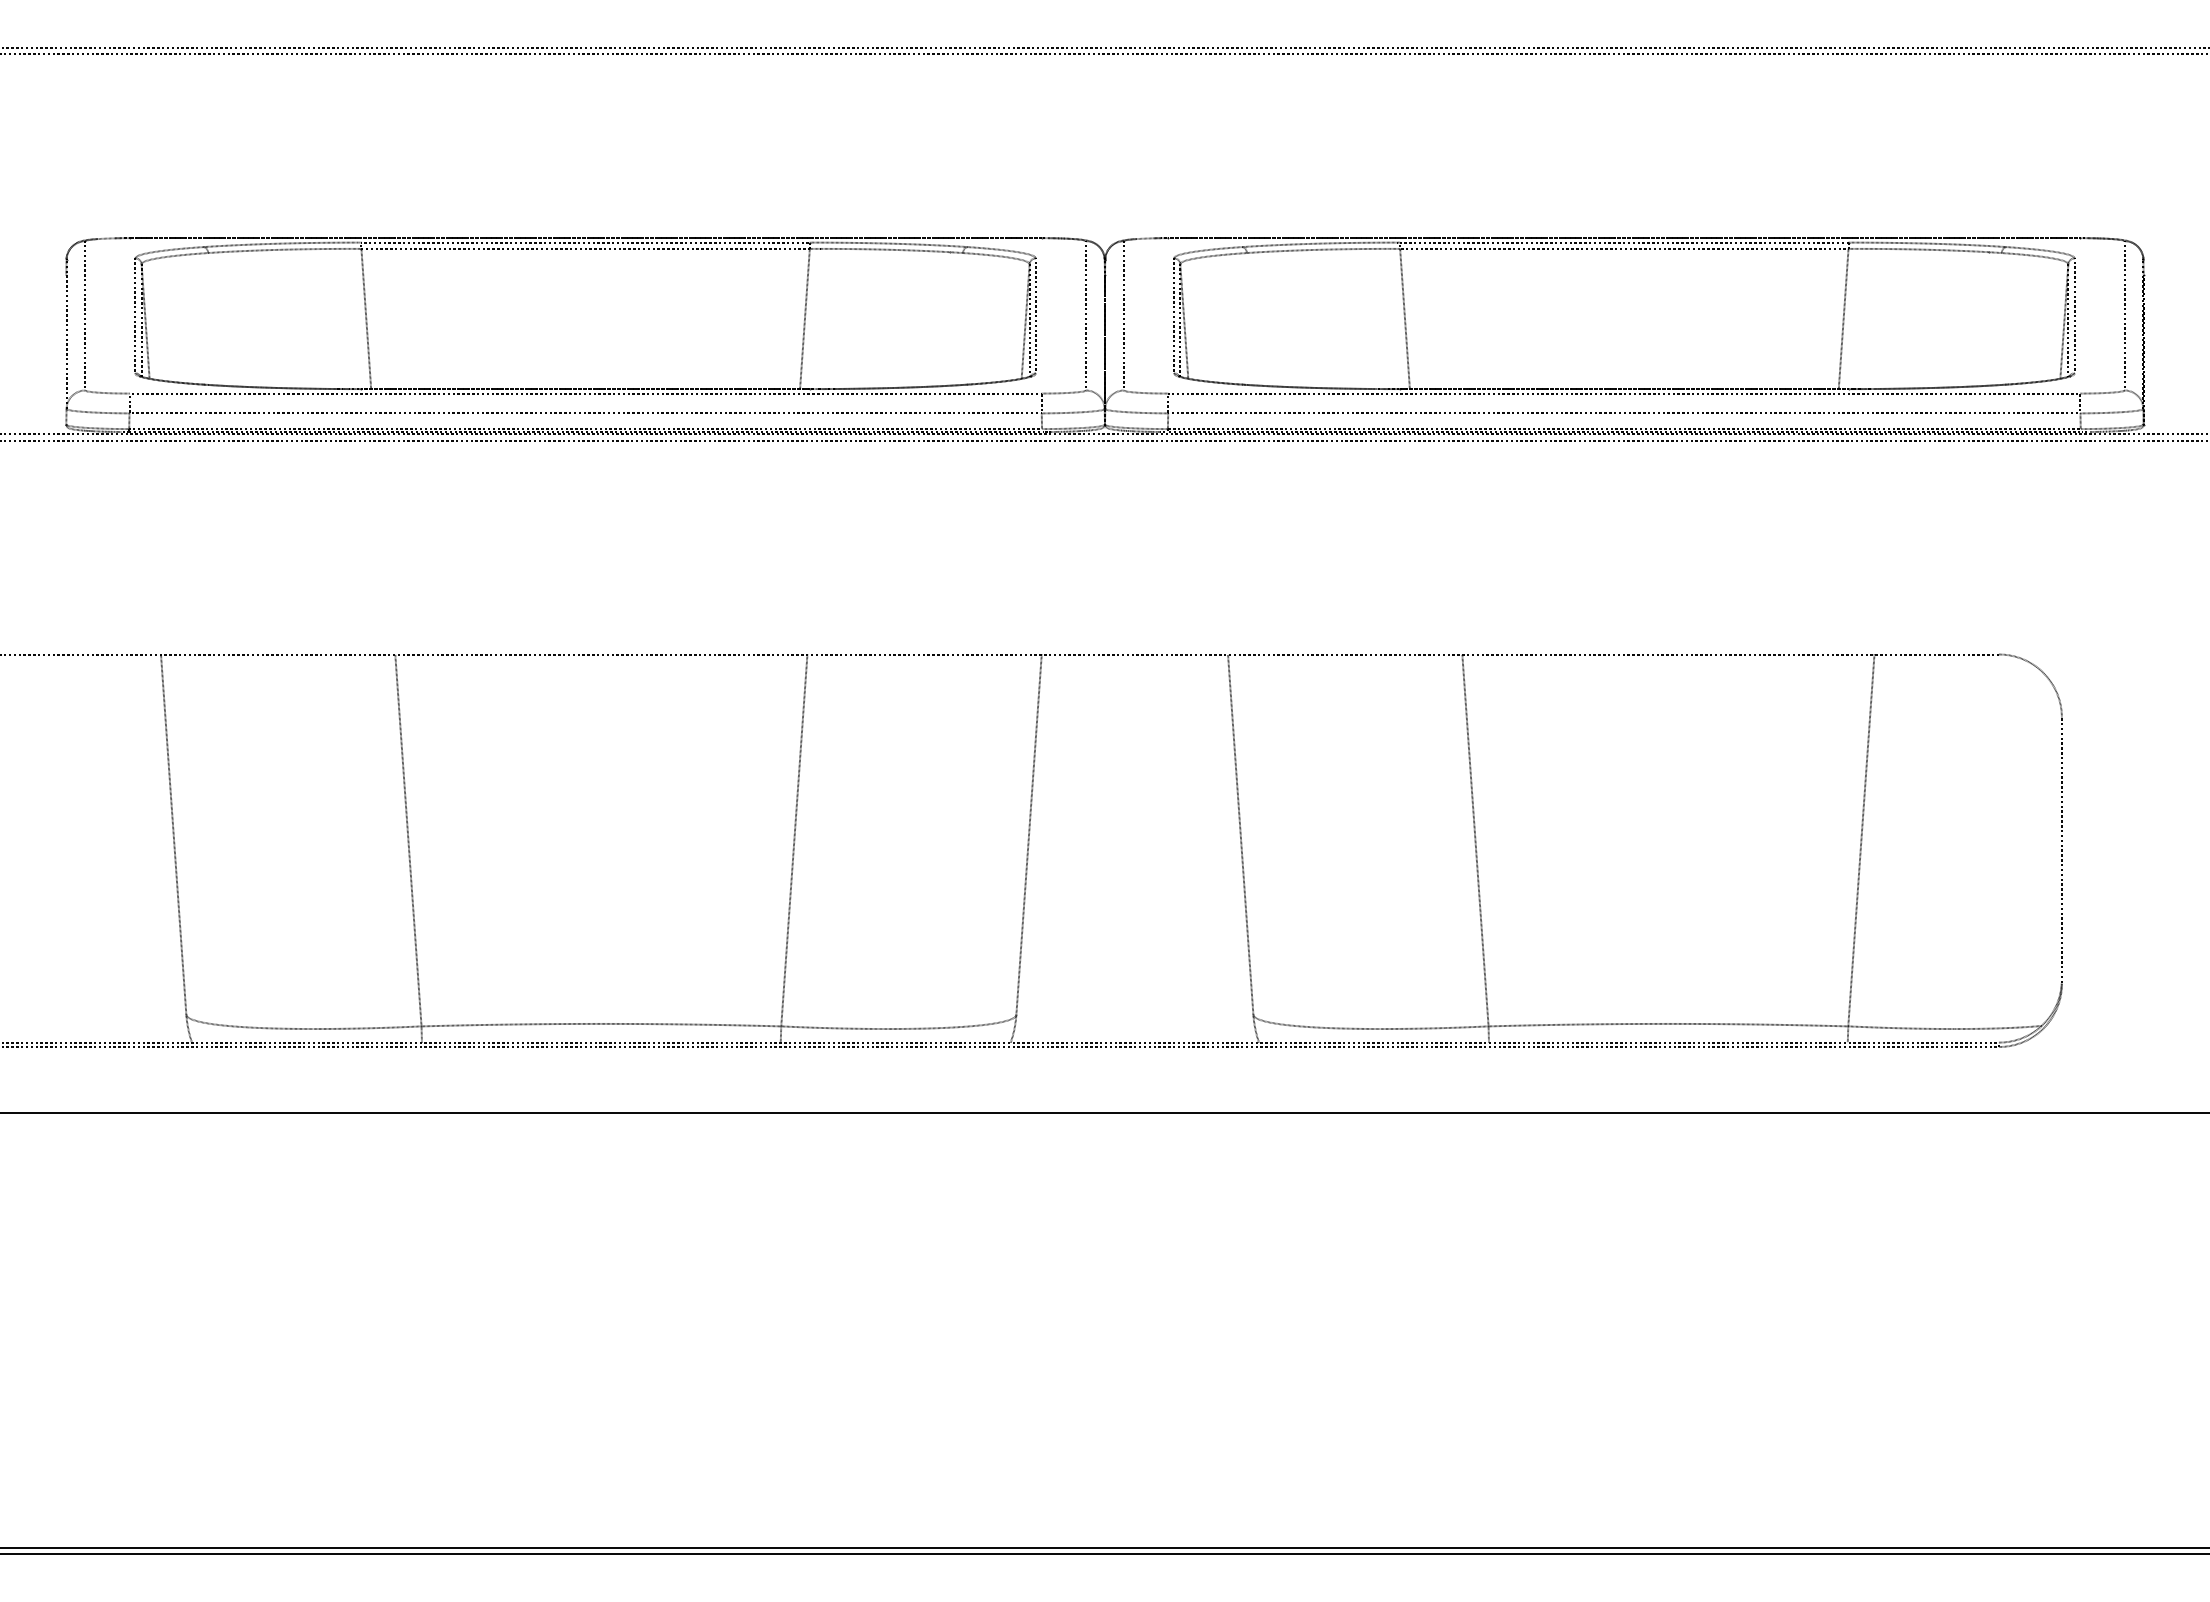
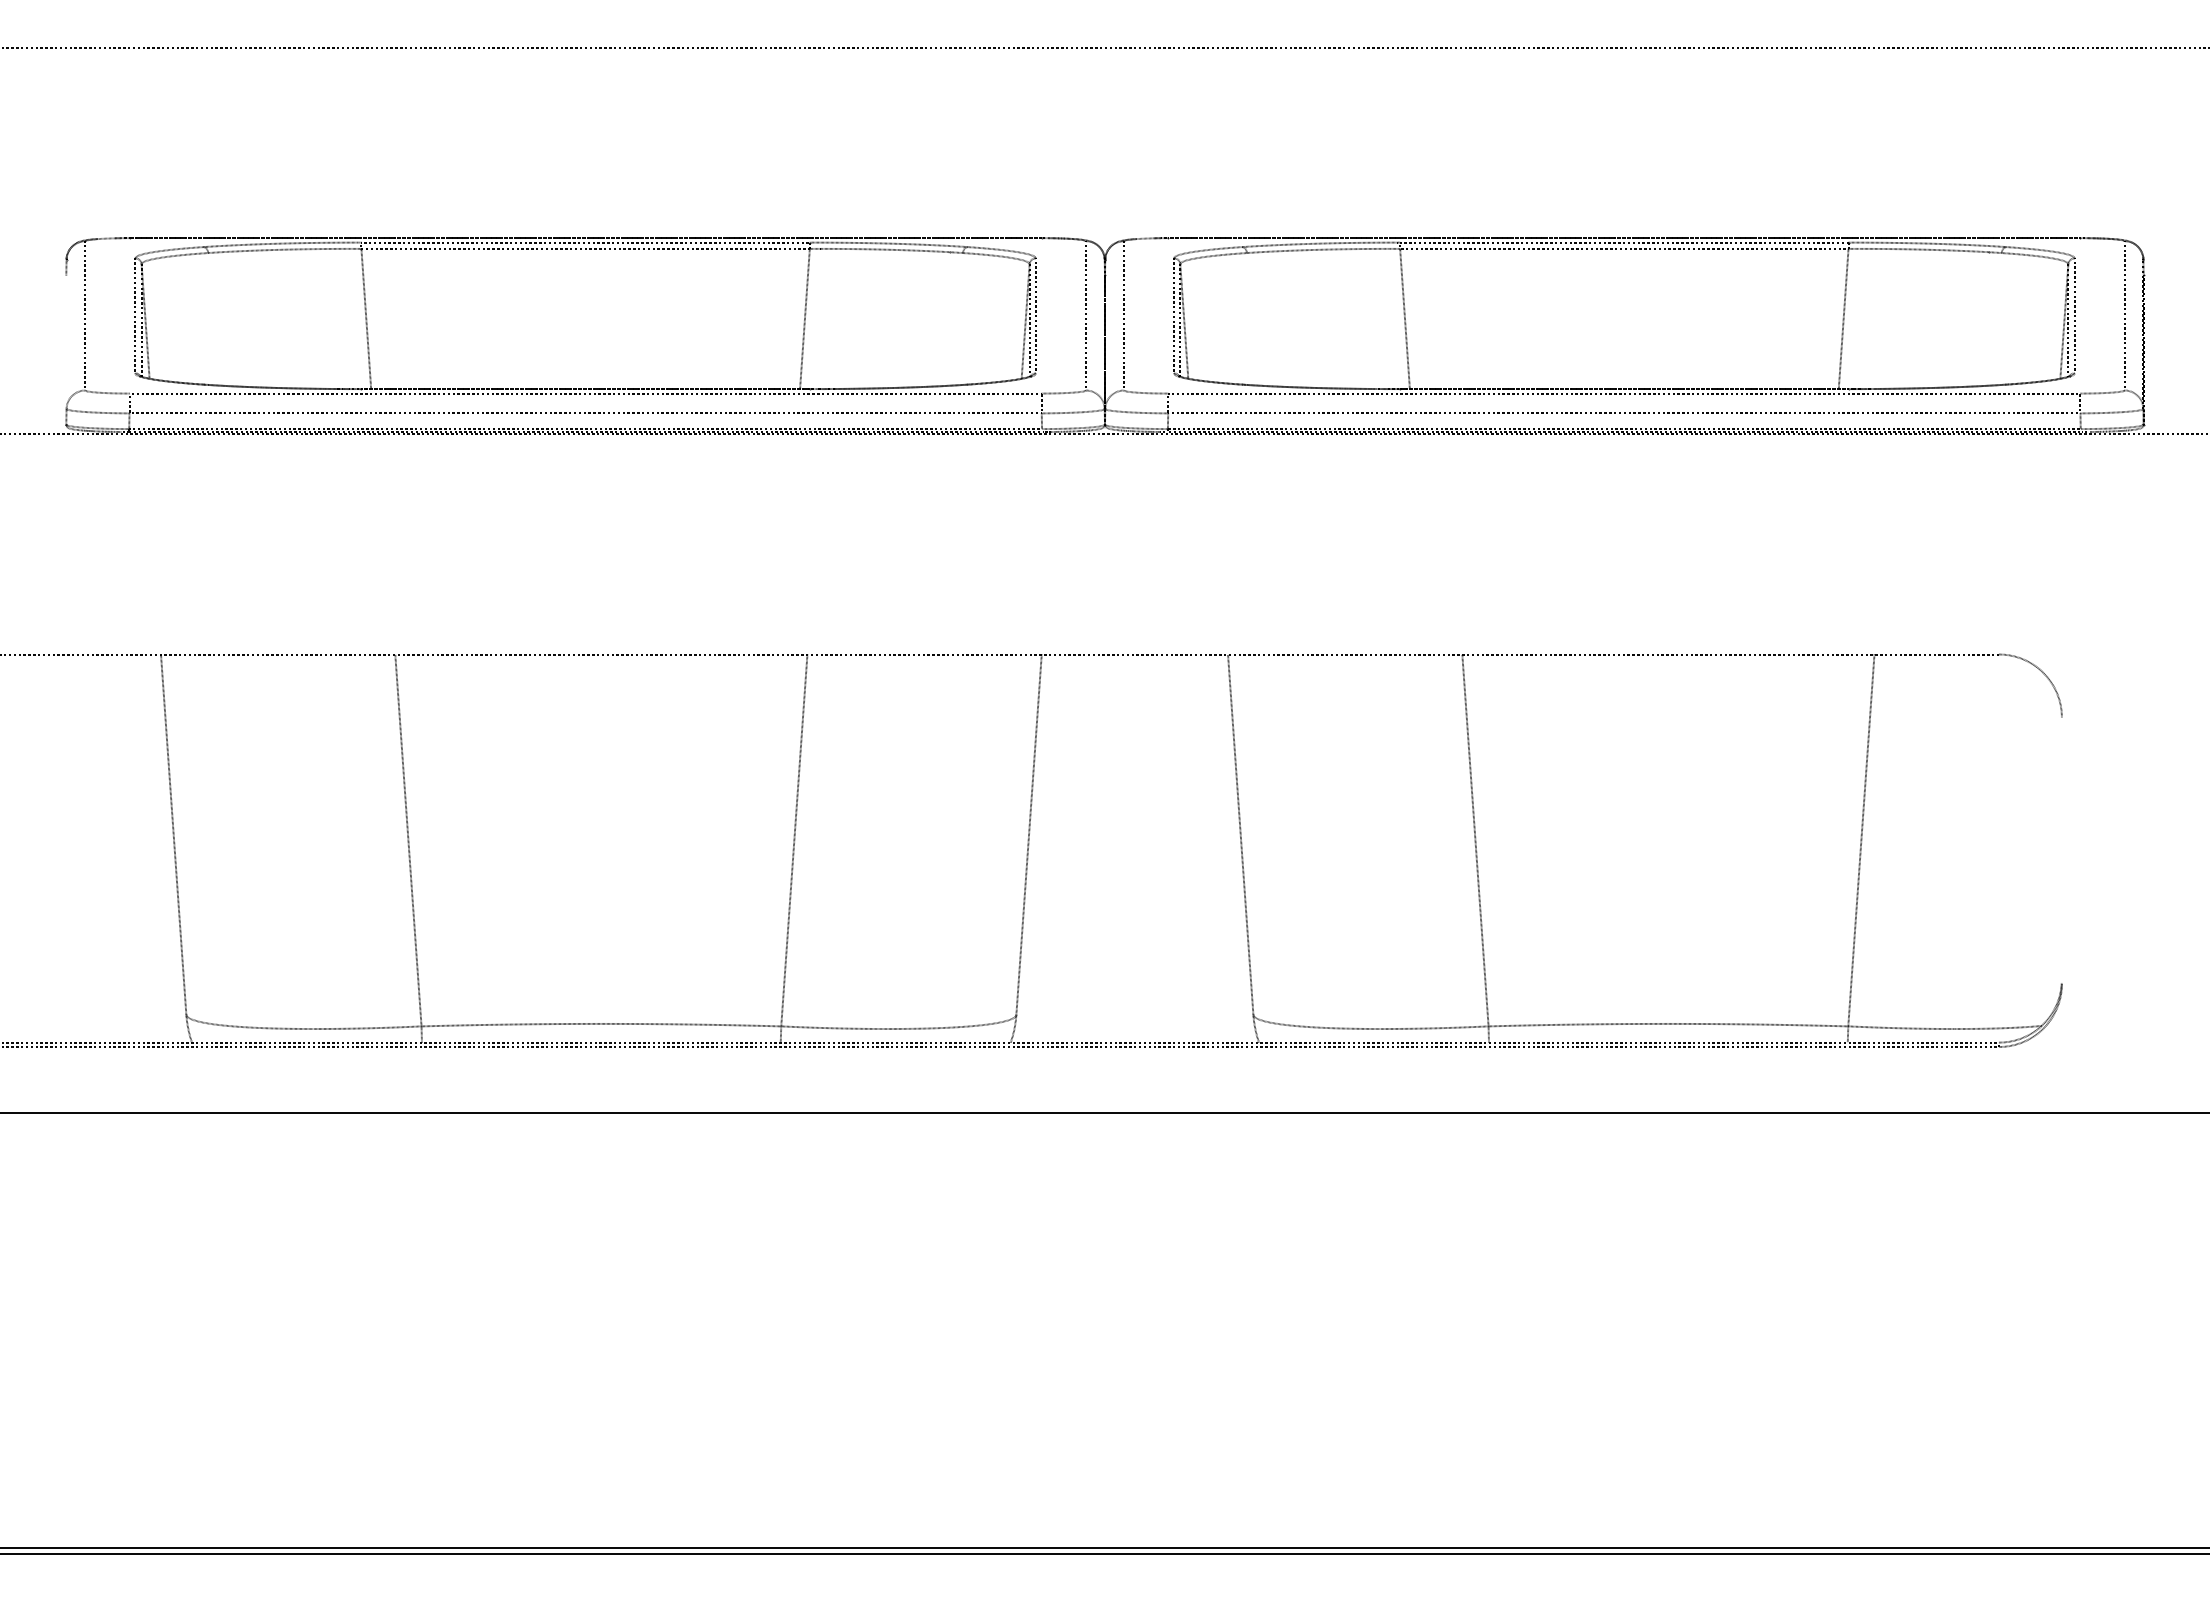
line: present -> none (1104, 54)
line: present -> none (66, 334)
line: present -> none (1104, 441)
line: present -> none (2061, 850)
